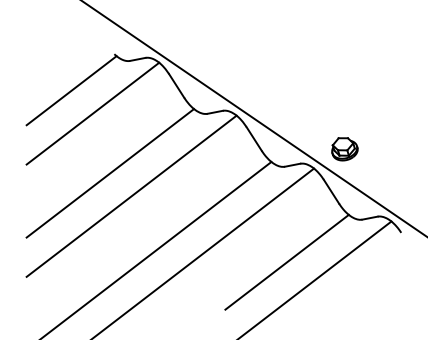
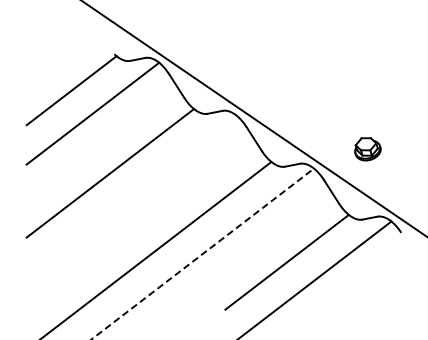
part position: (344, 149) -> (367, 149) (367, 149)
line: present -> none (131, 195)
line: solid -> dashed (203, 253)
